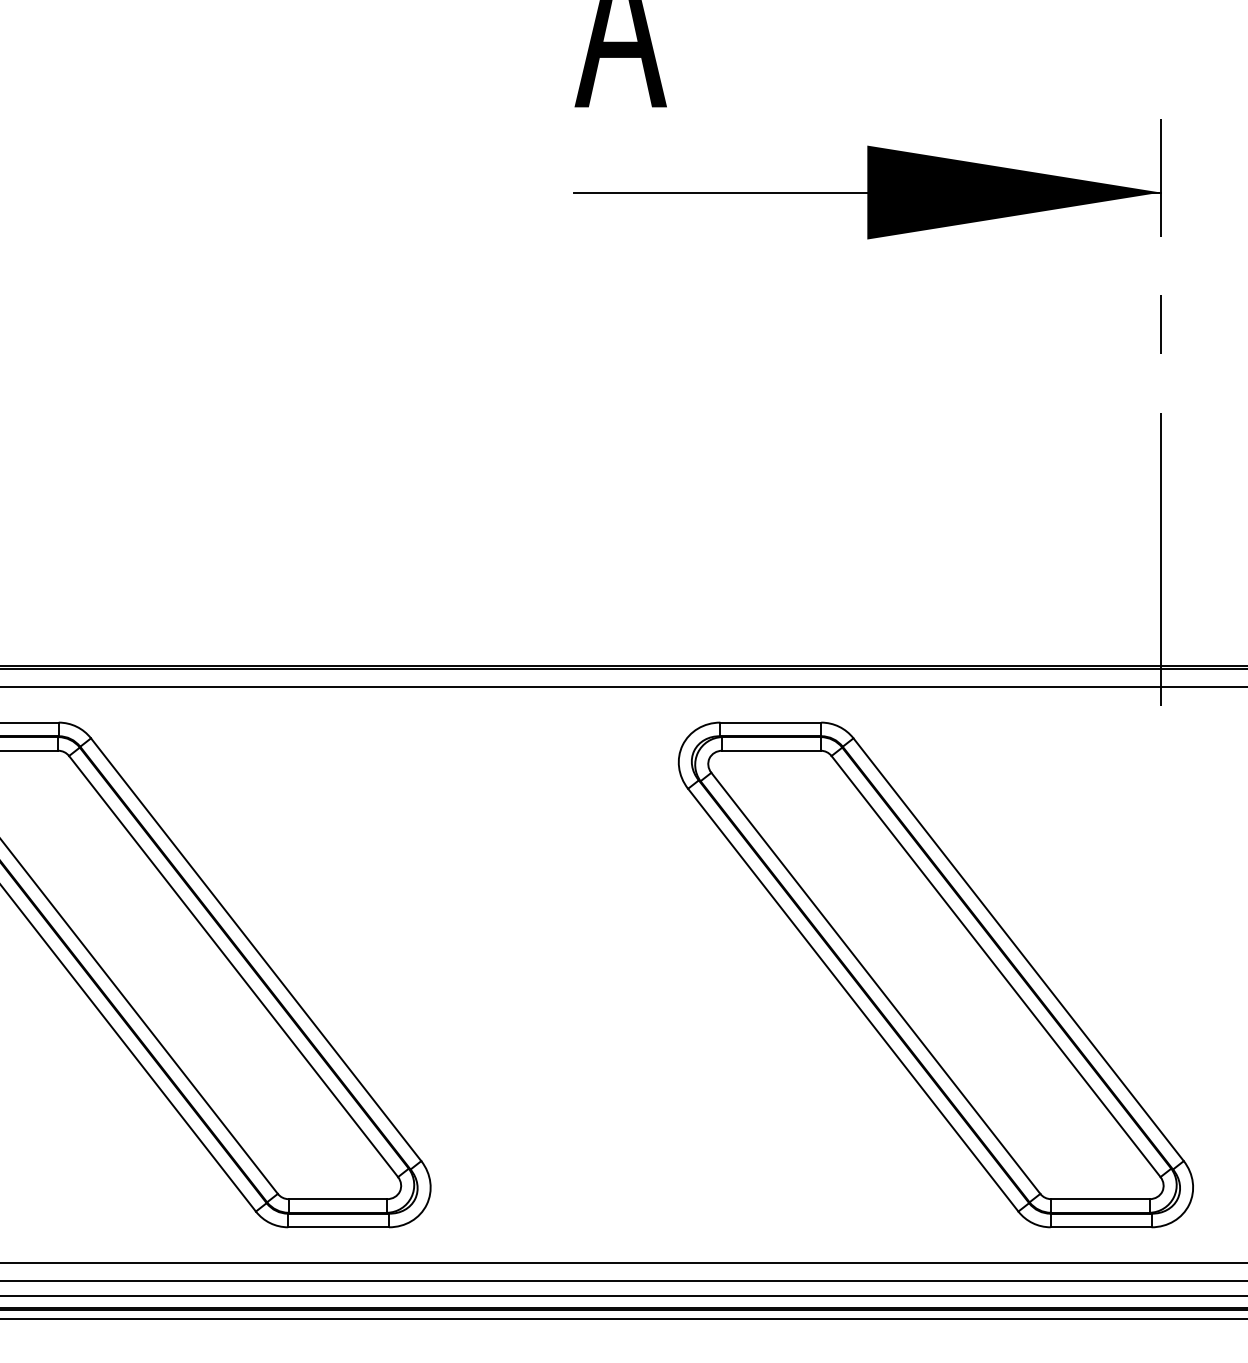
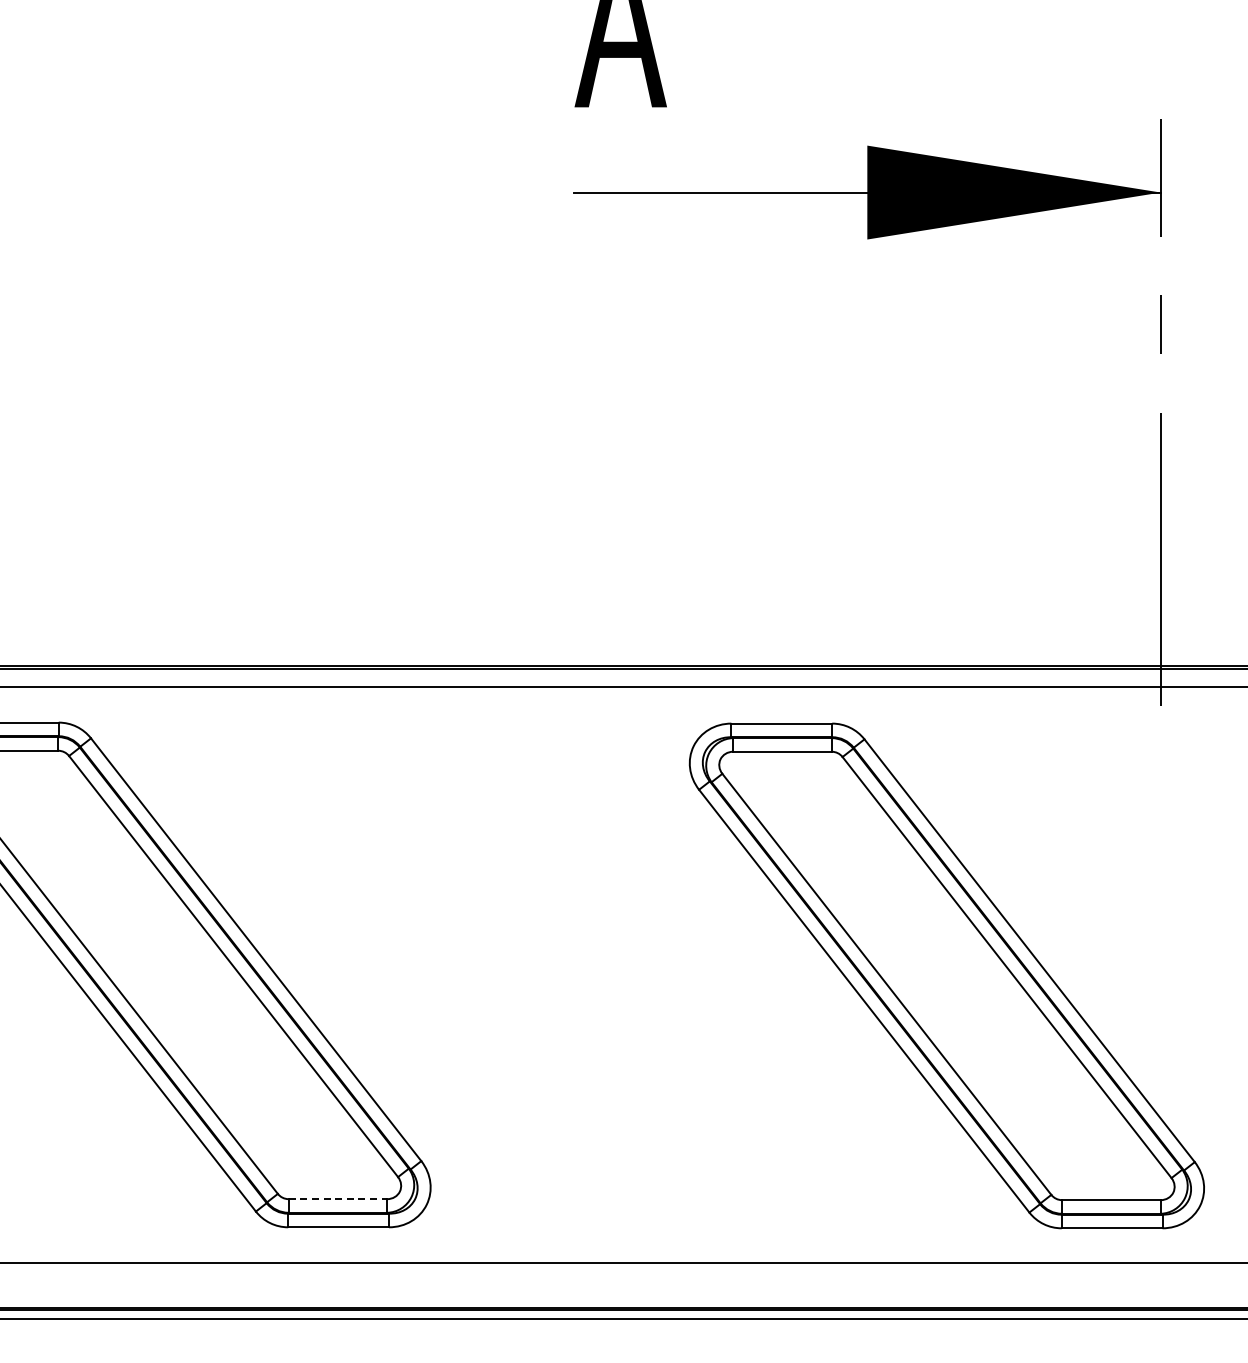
part position: (935, 974) -> (946, 975) (946, 975)
line: solid -> dashed (338, 1199)
line: present -> none (623, 1281)
line: present -> none (623, 1295)
